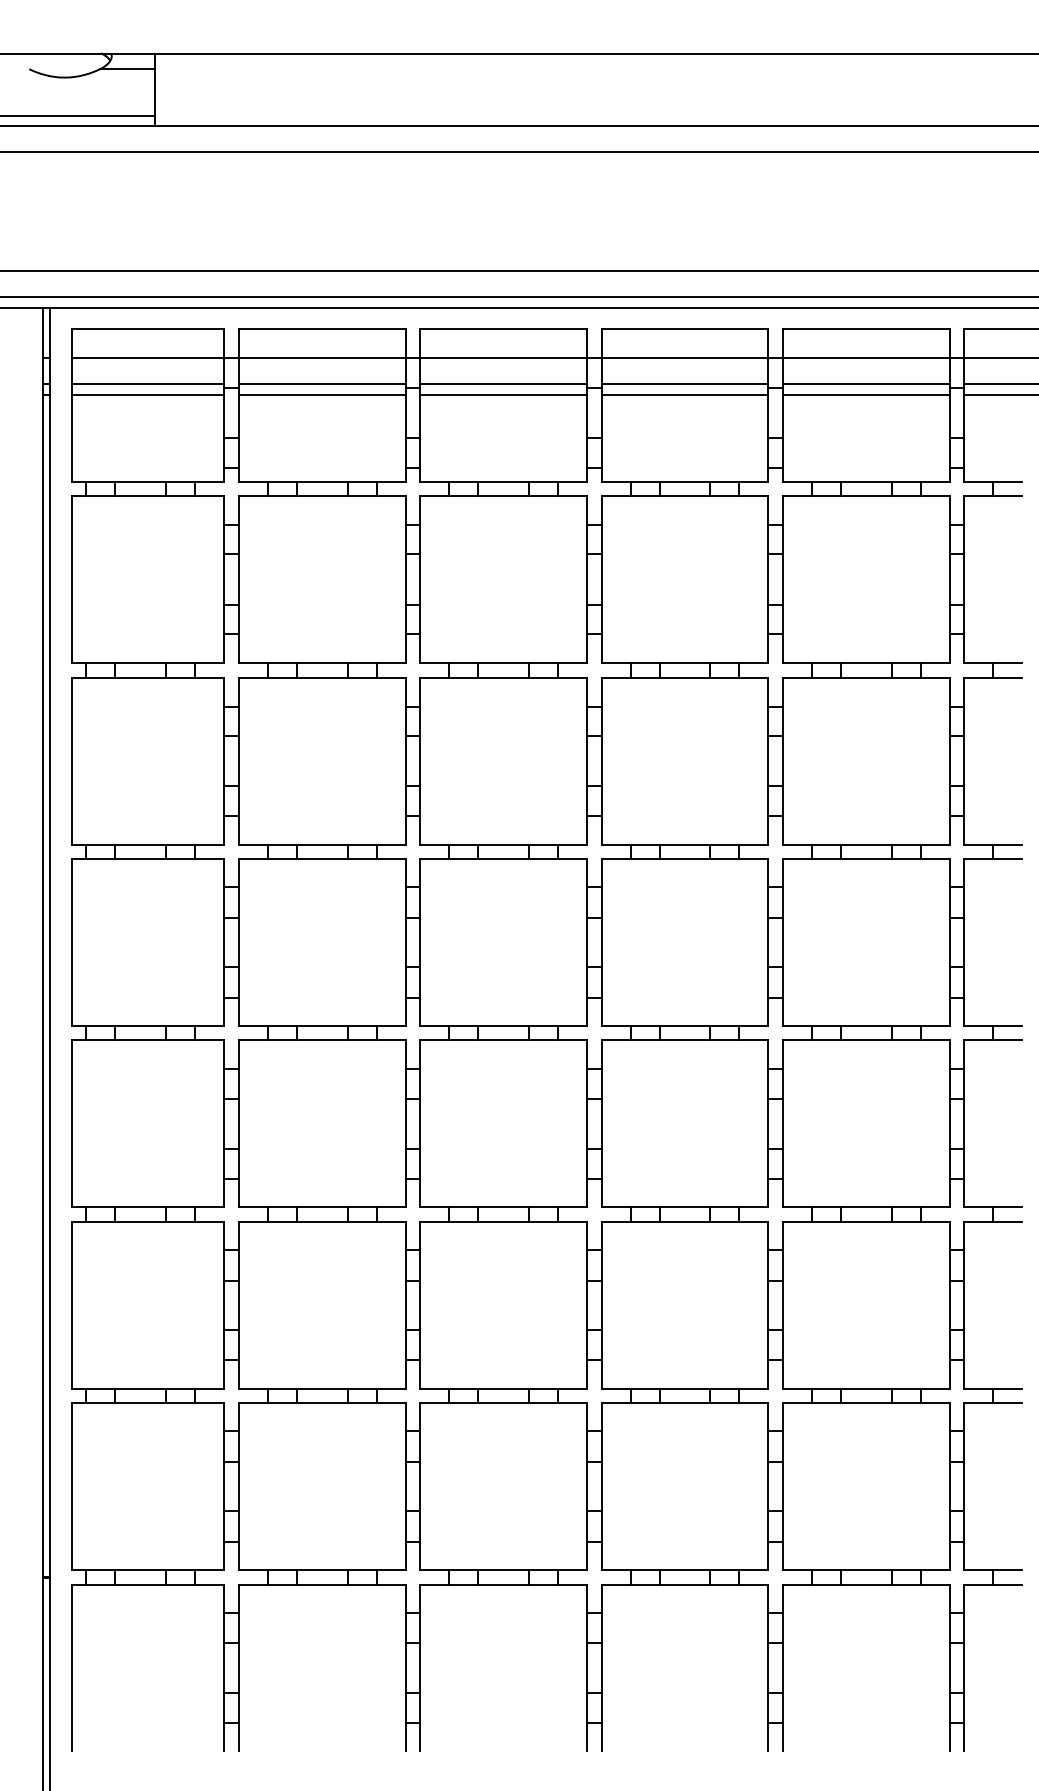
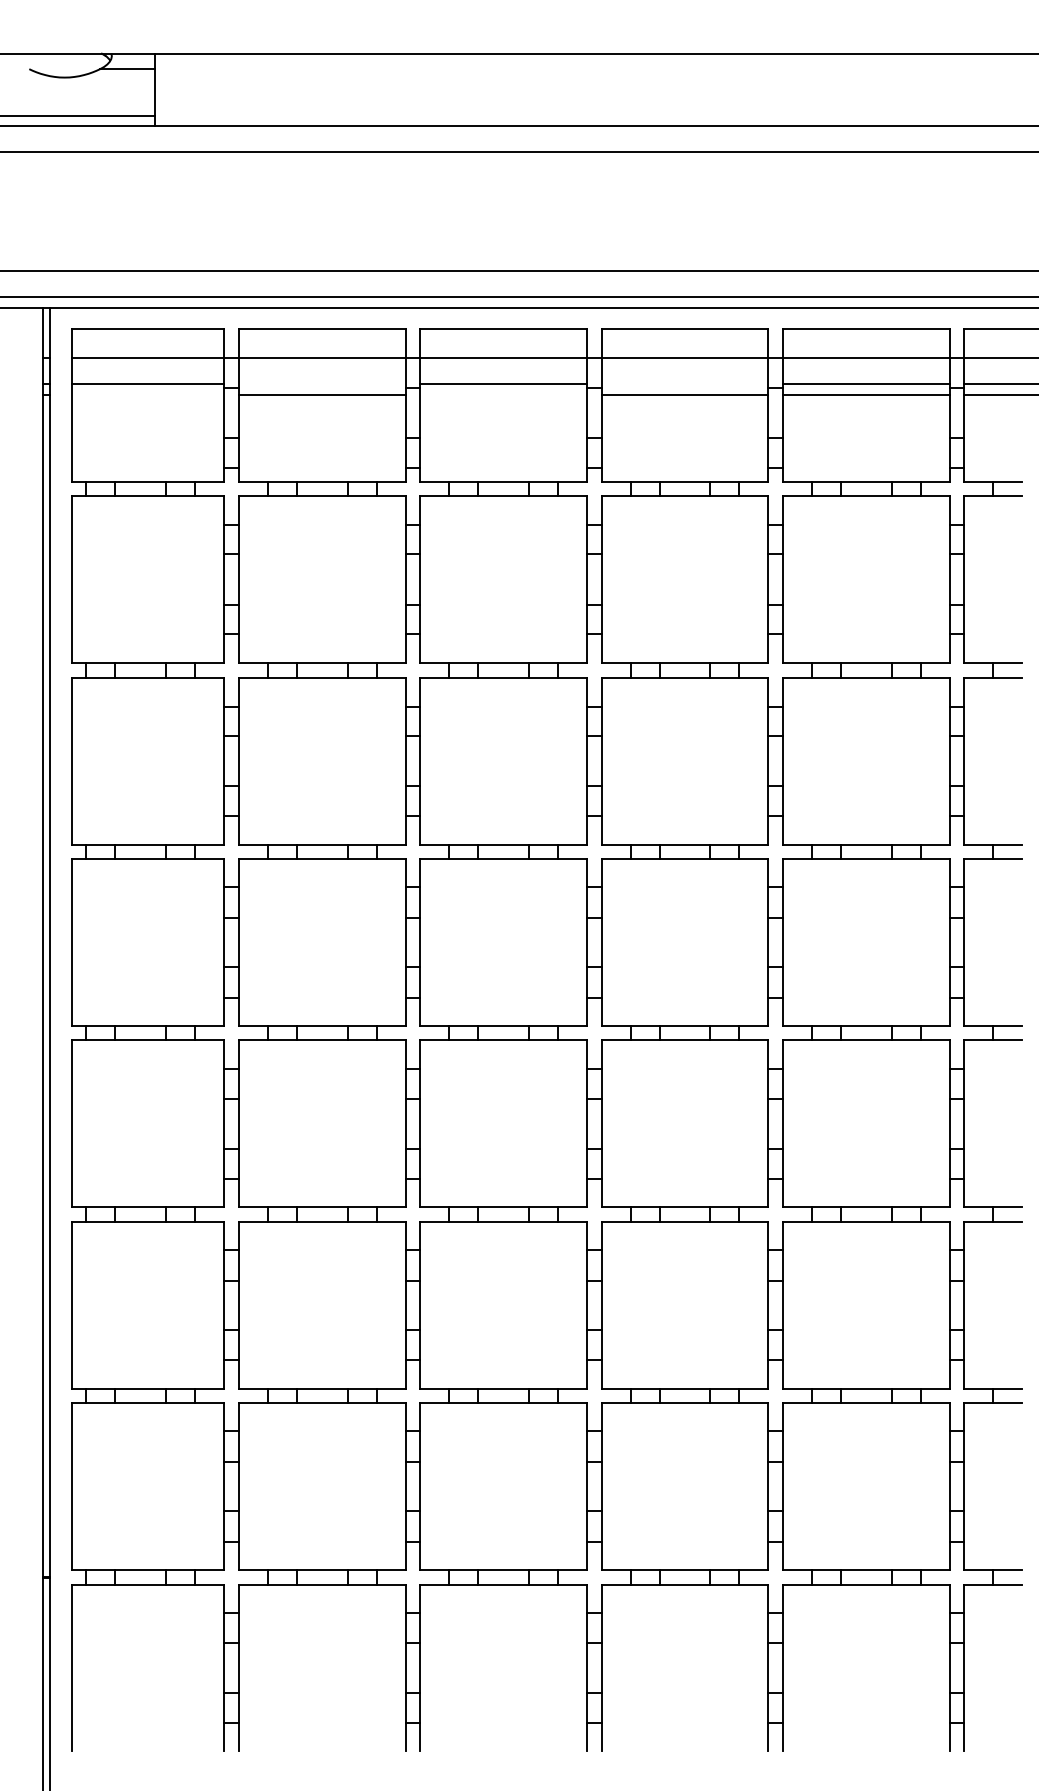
line: present -> none (321, 383)
line: present -> none (684, 383)
line: present -> none (147, 395)
line: present -> none (503, 395)
